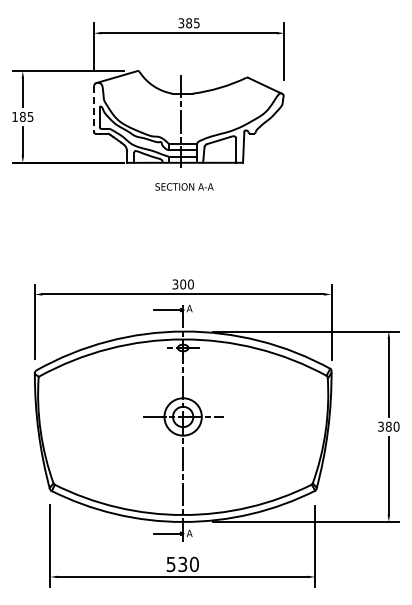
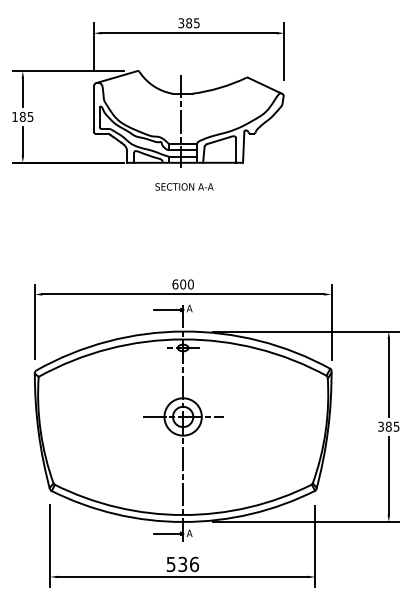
line: dashed -> solid (93, 109)
text: 300 -> 600 (175, 284)
text: 380 -> 385 (396, 426)
text: 530 -> 536 (194, 563)
